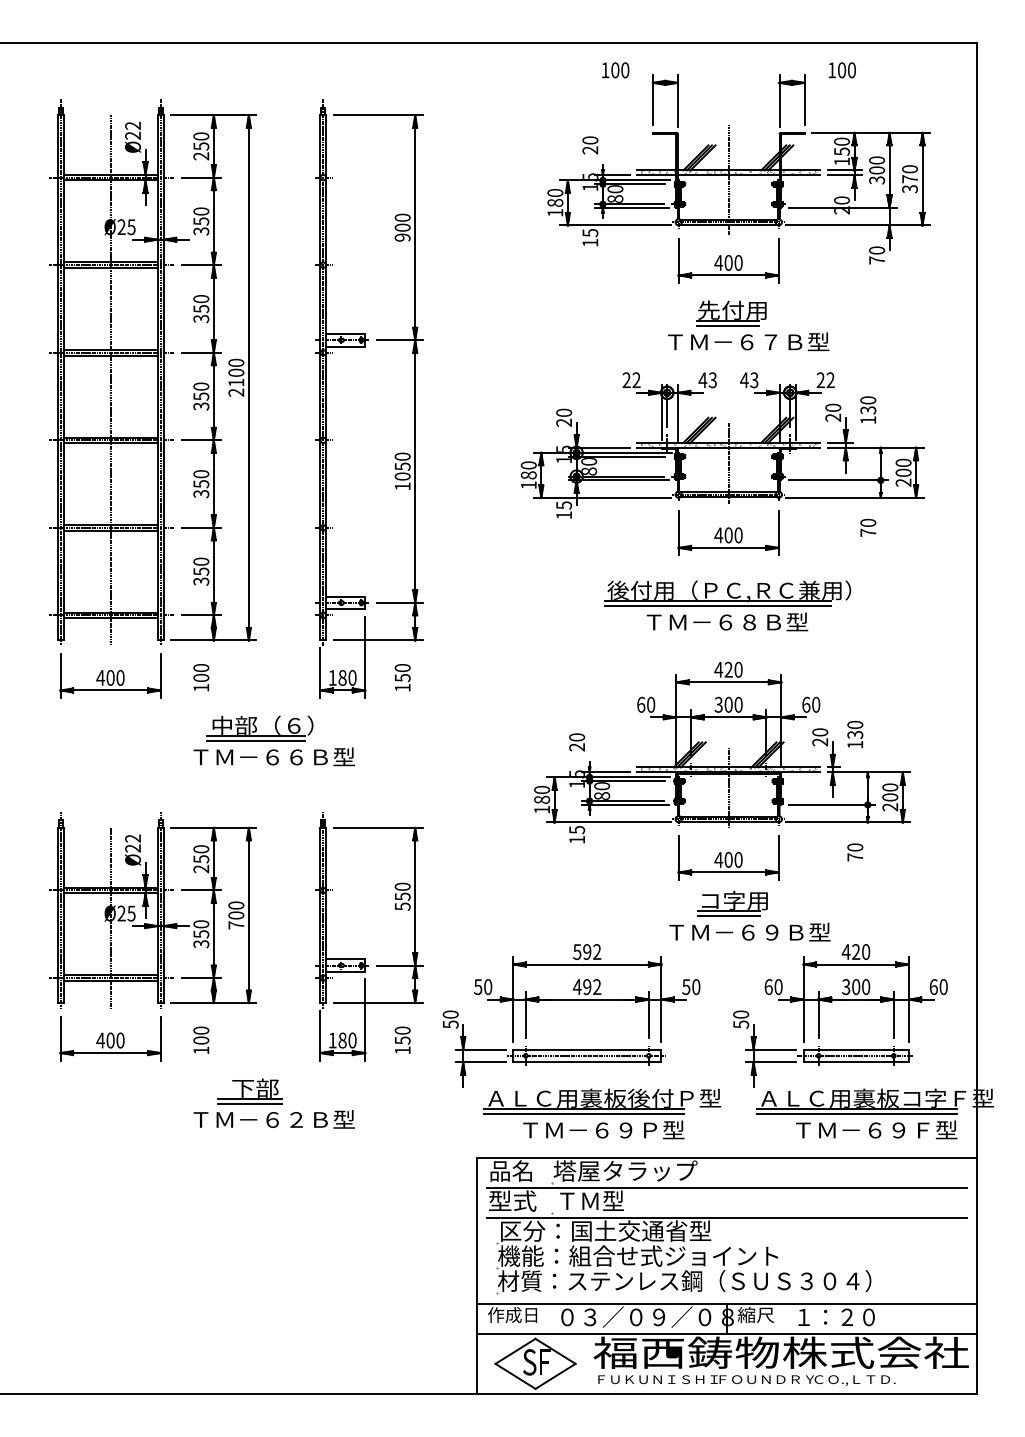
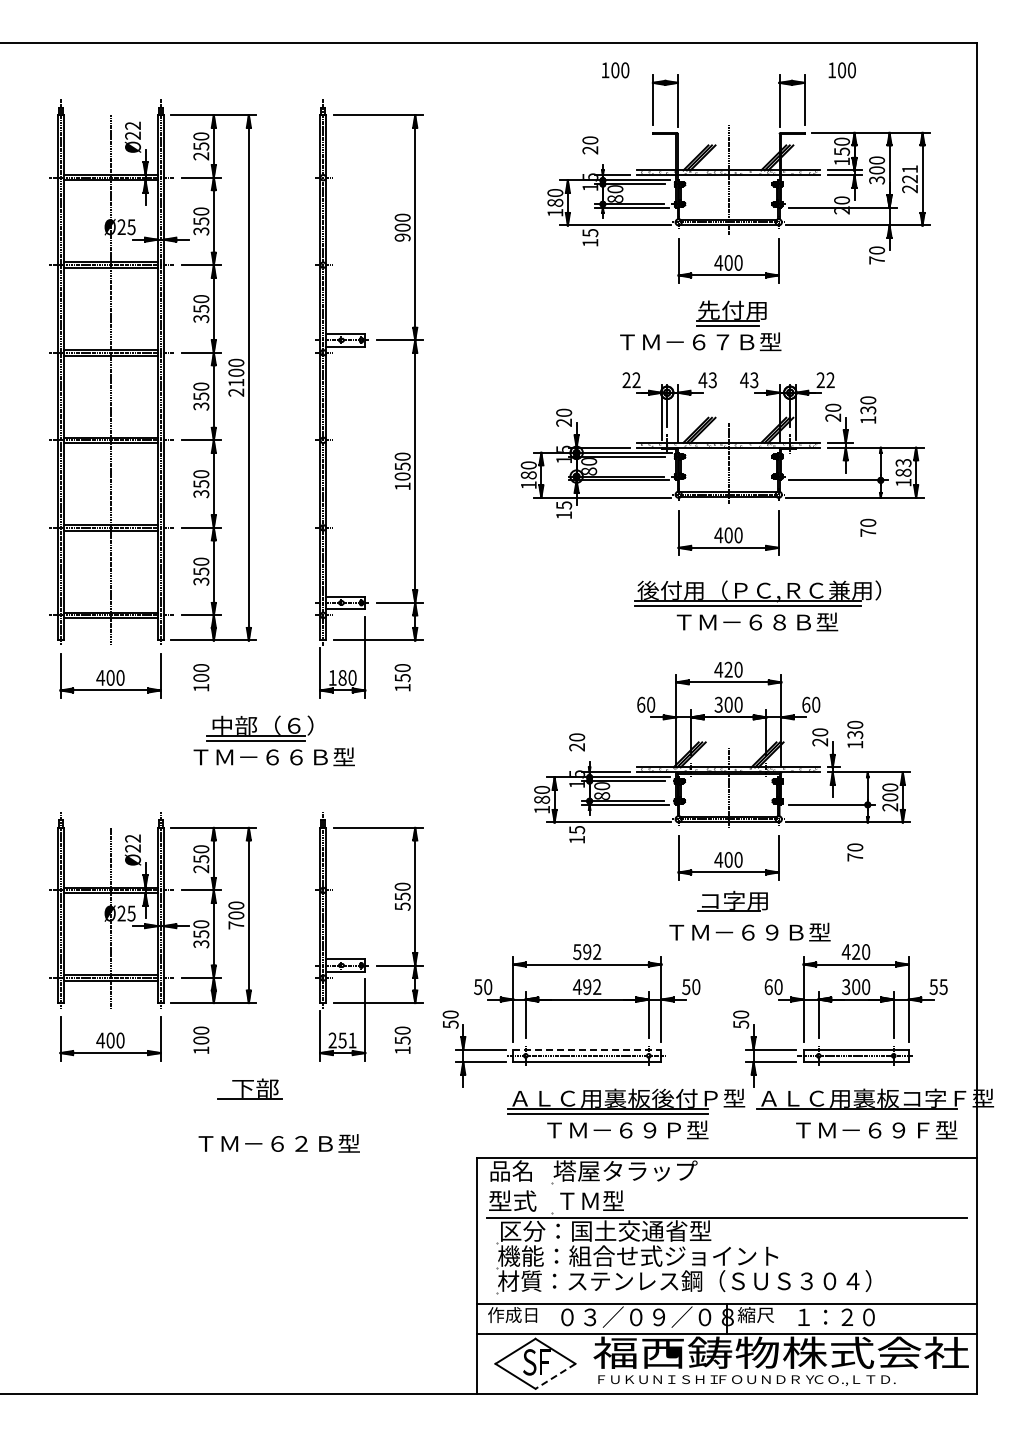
text: 370 -> 221 (910, 179)
text position: (748, 341) -> (700, 341) (700, 341)
text: 200 -> 183 (903, 472)
part position: (727, 605) -> (757, 605) (757, 605)
line: present -> none (729, 916)
text: 60 -> 55 (938, 986)
text: 180 -> 251 (342, 1040)
line: solid -> dashed (587, 1049)
line: present -> none (250, 1103)
part position: (602, 1113) -> (626, 1113) (626, 1113)
line: present -> none (856, 1114)
text position: (273, 1119) -> (278, 1143) (278, 1143)
line: present -> none (726, 1187)
line: solid -> dashed (555, 1376)
